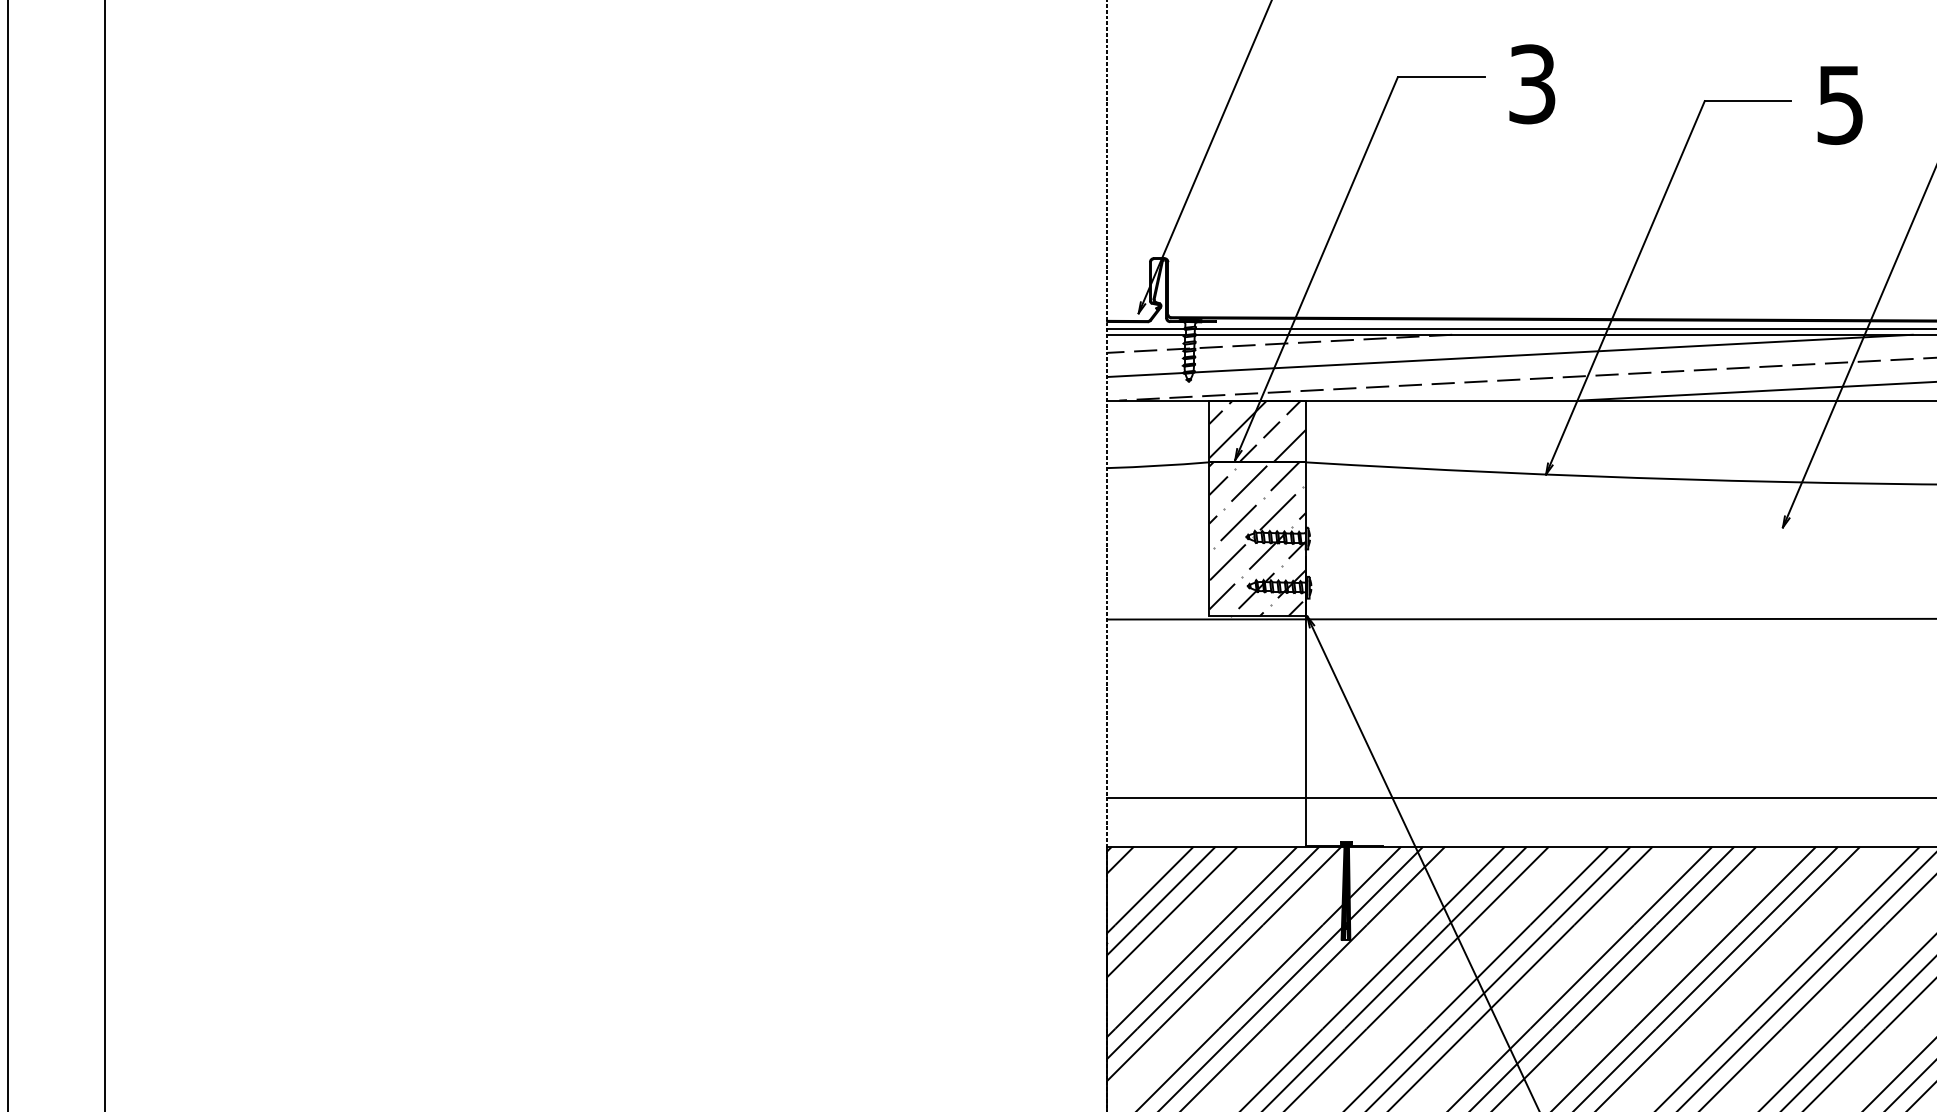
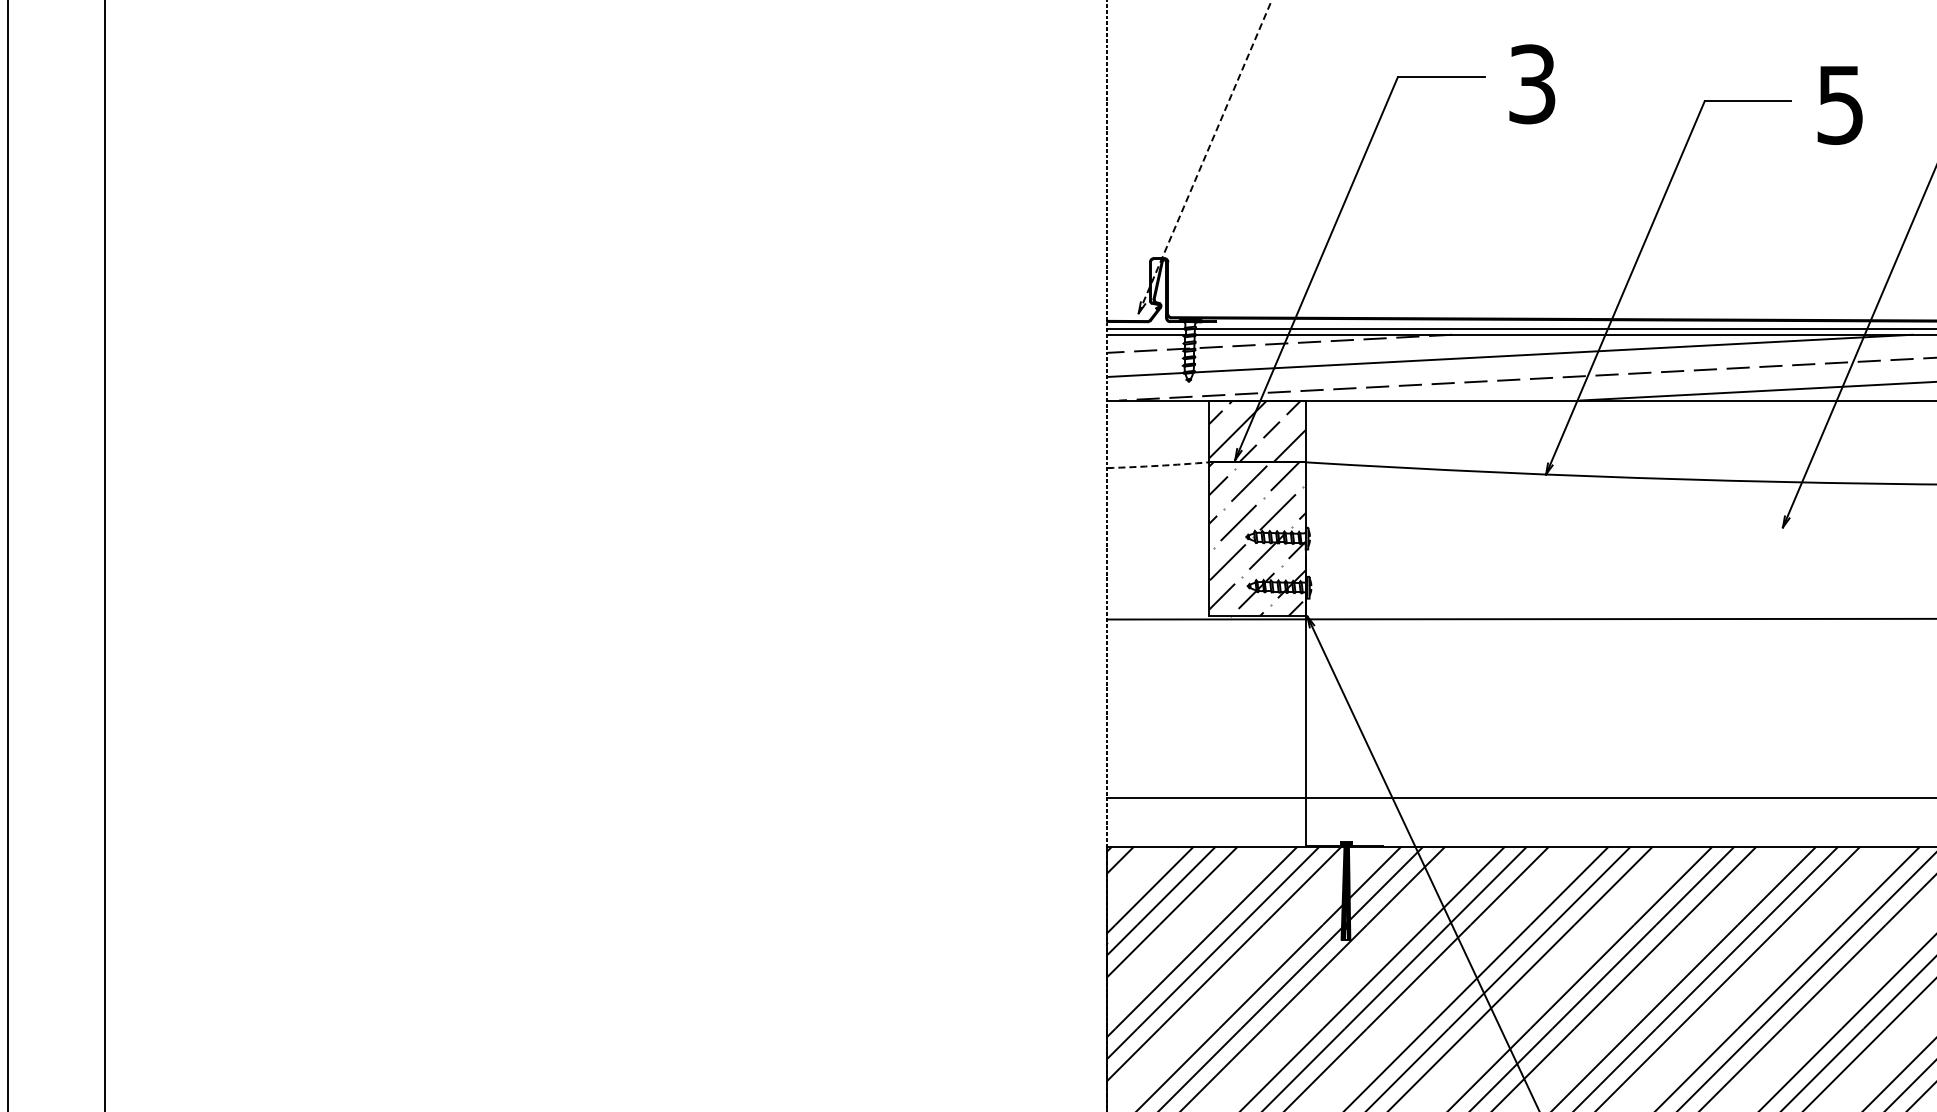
line: solid -> dashed (1205, 156)
arc: solid -> dashed (1158, 465)
